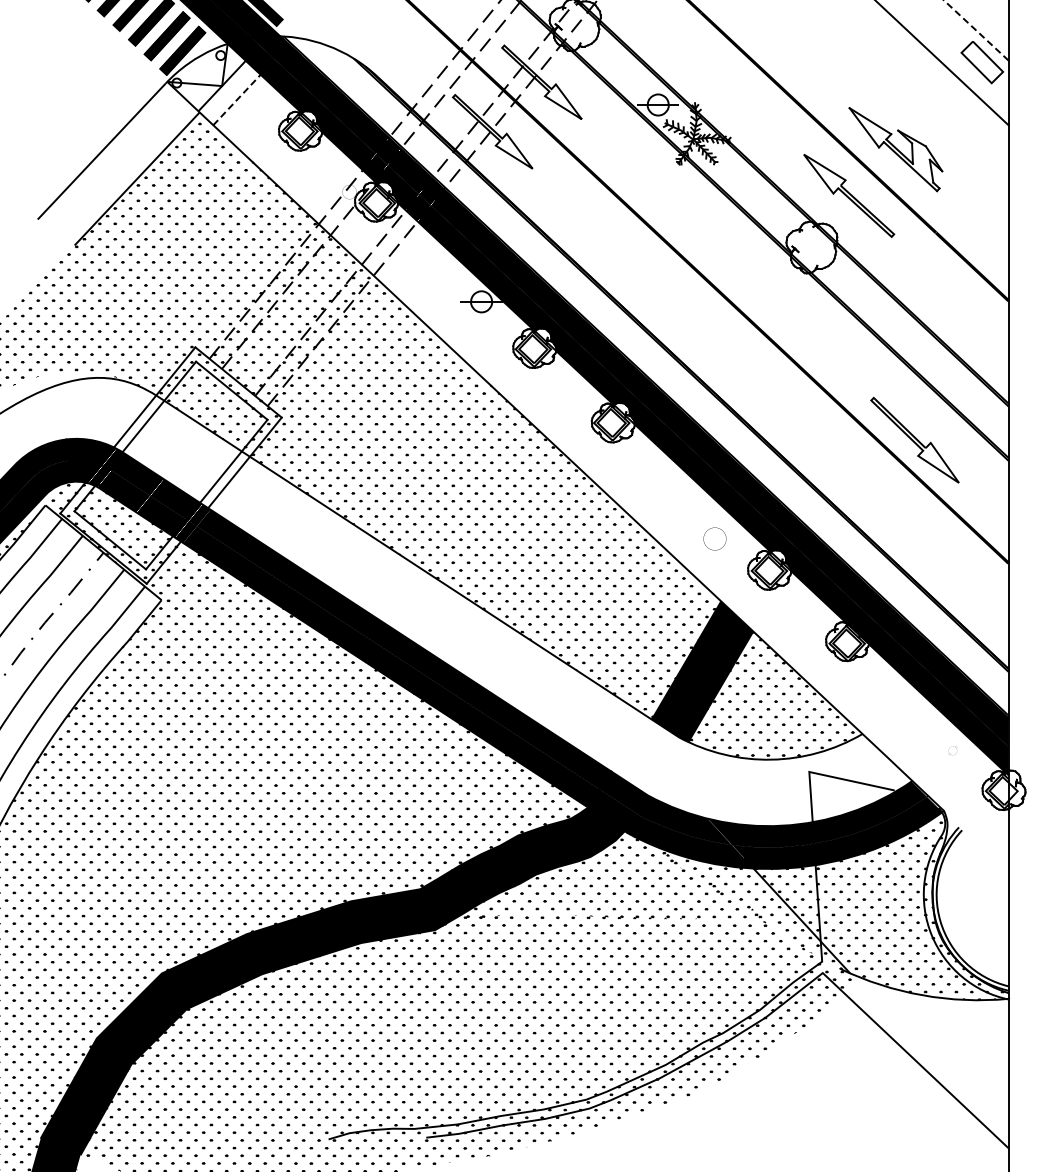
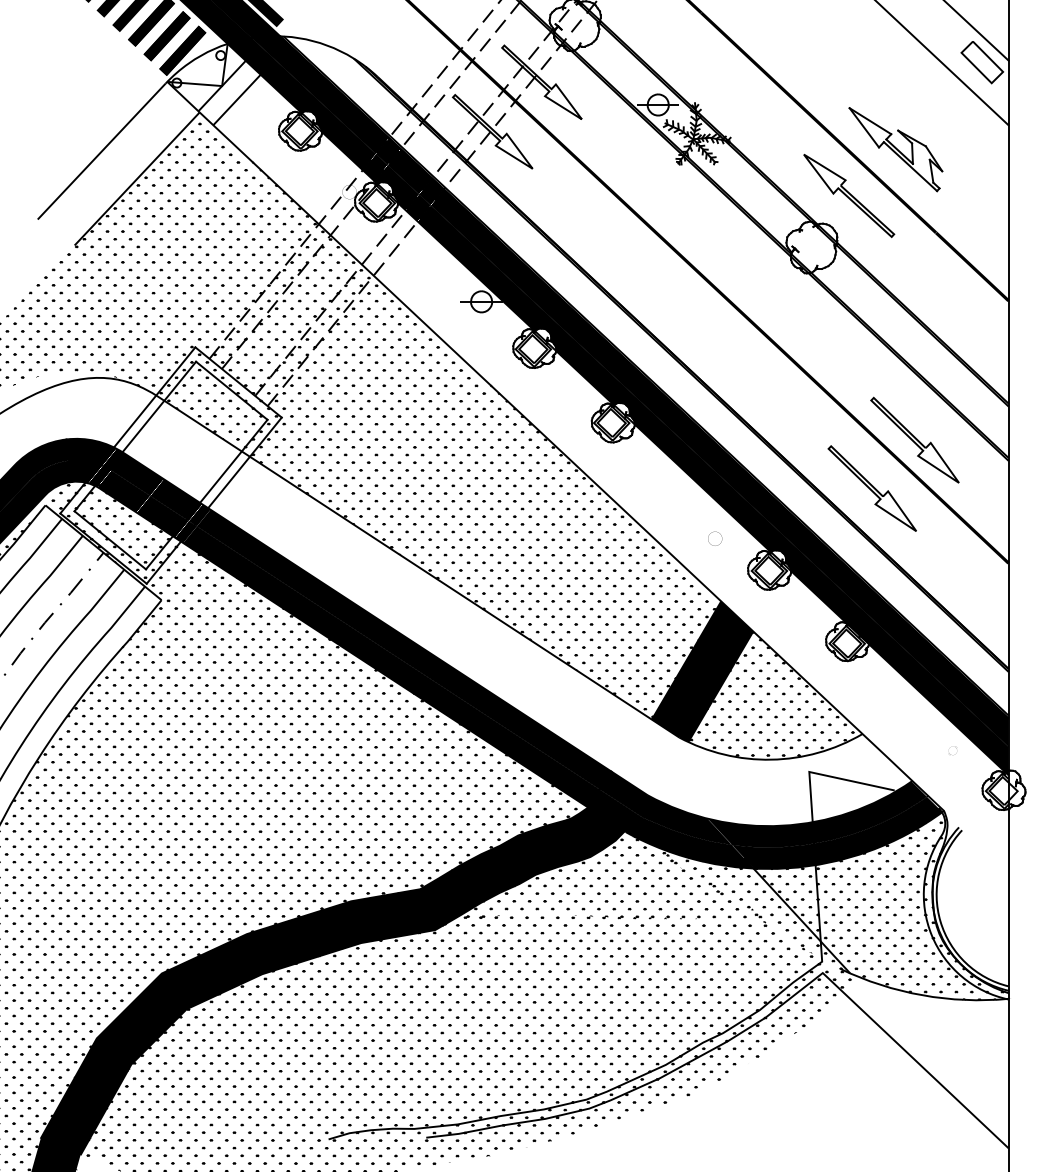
line: dashed -> solid (975, 29)
line: dashed -> solid (237, 100)
part: none -> present (871, 488)
part size: 24x24 px -> 15x15 px (715, 538)
